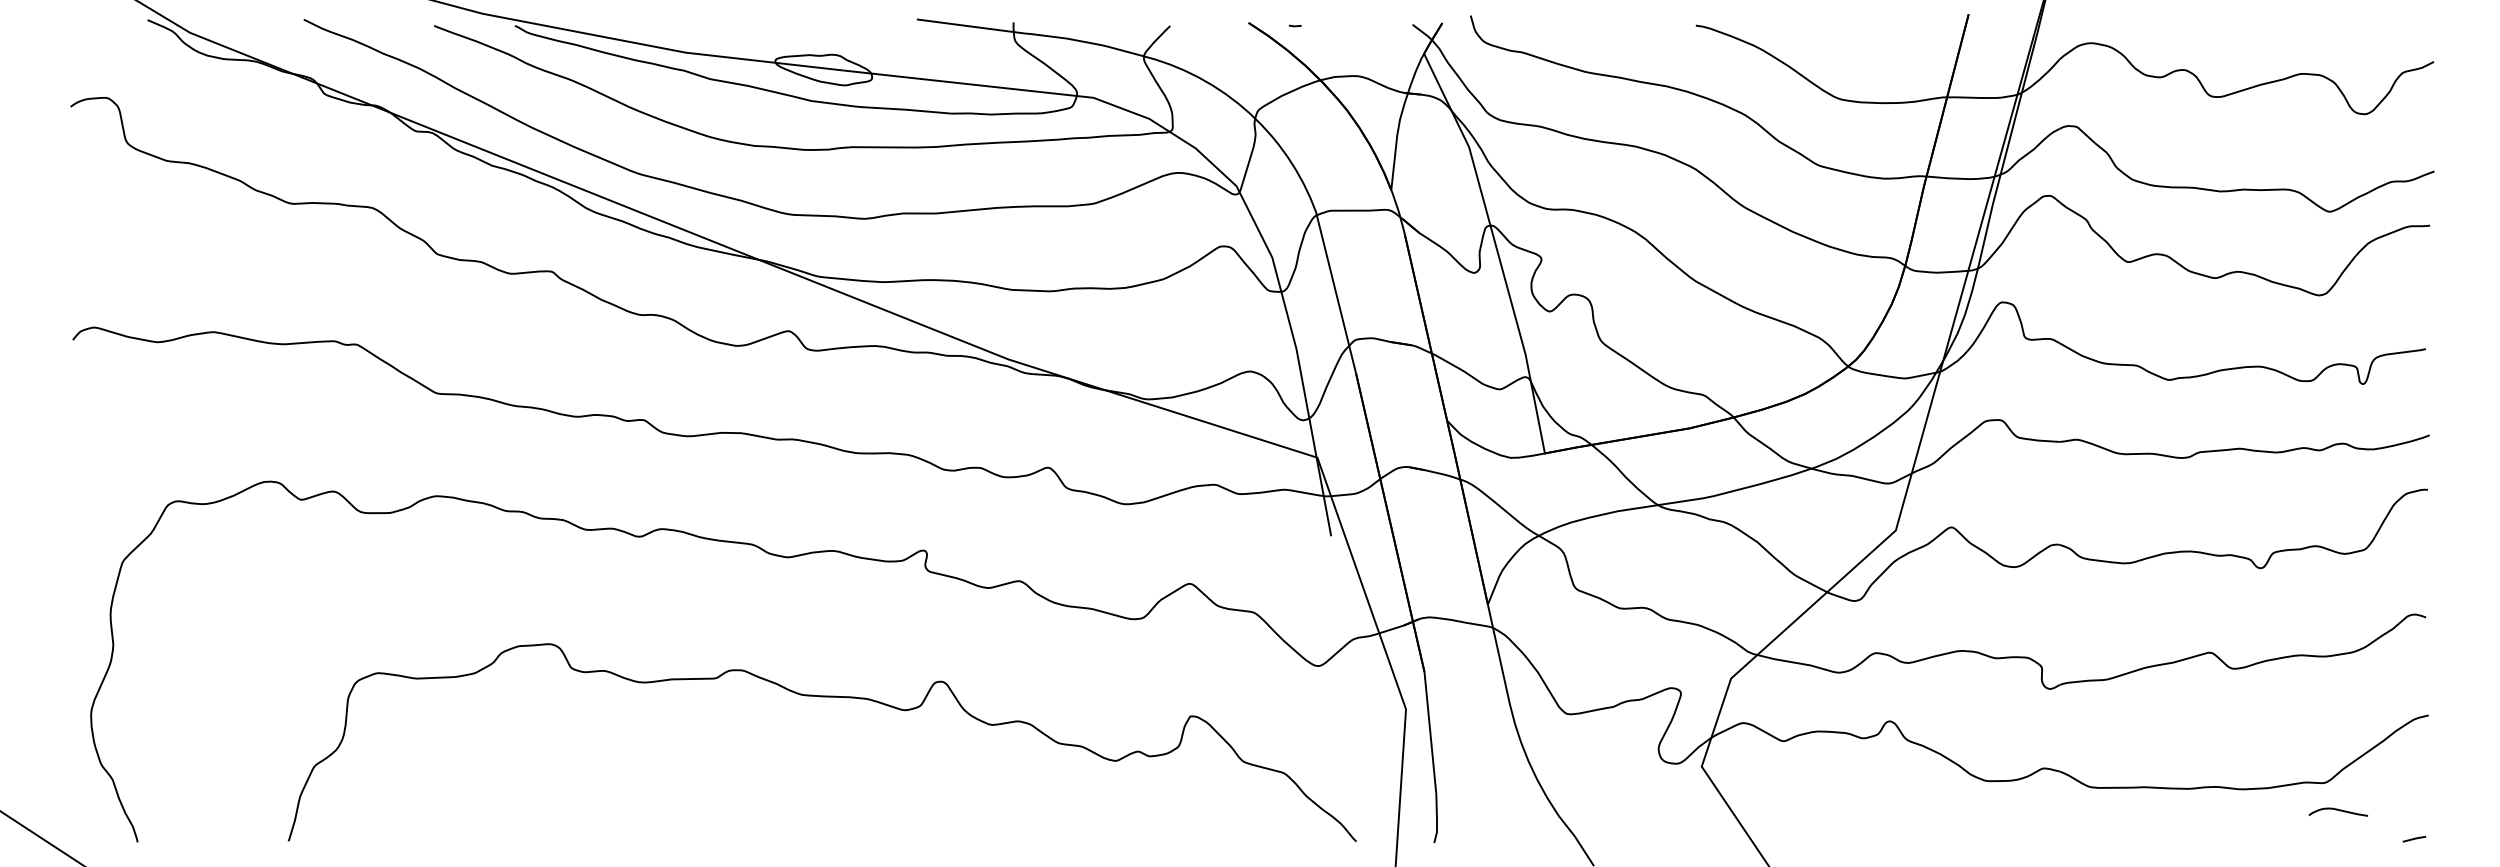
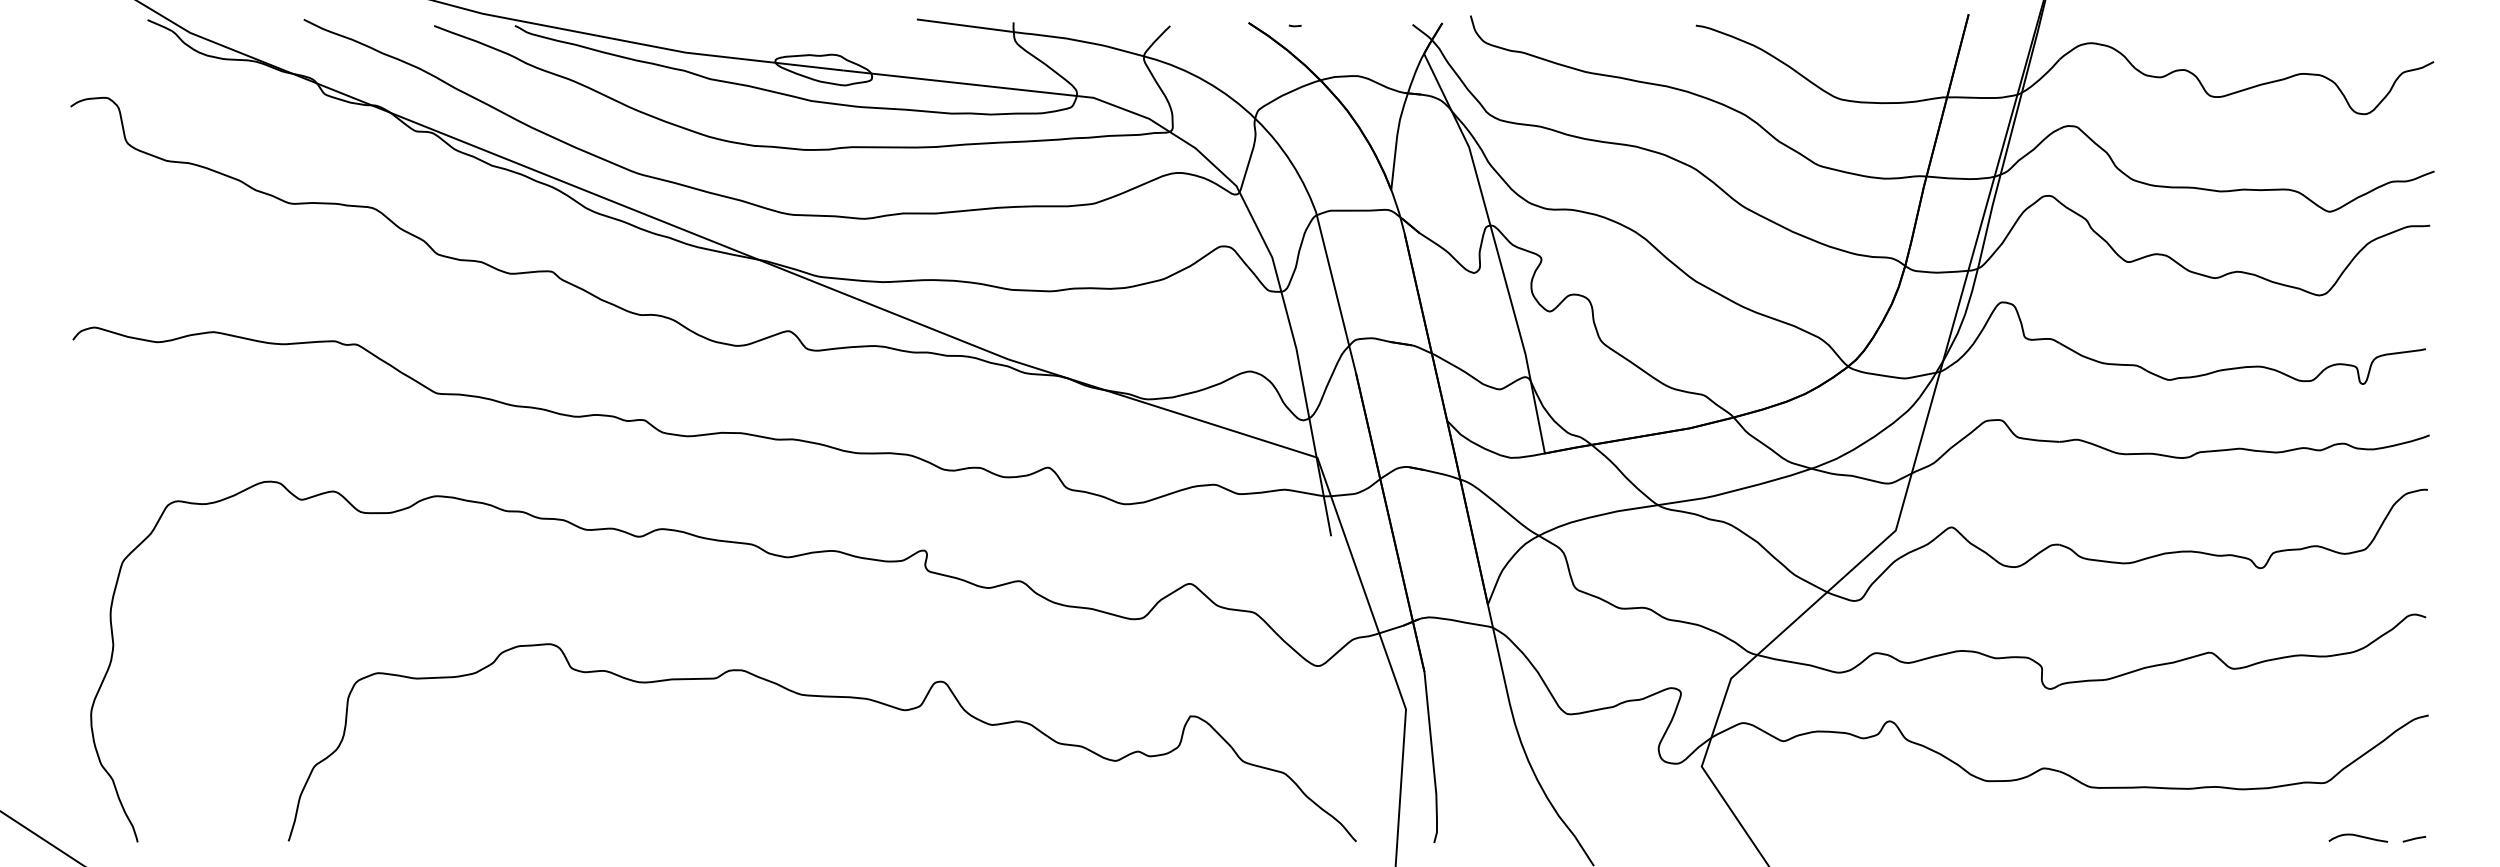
curve position: (2338, 810) -> (2358, 836) (2358, 836)
